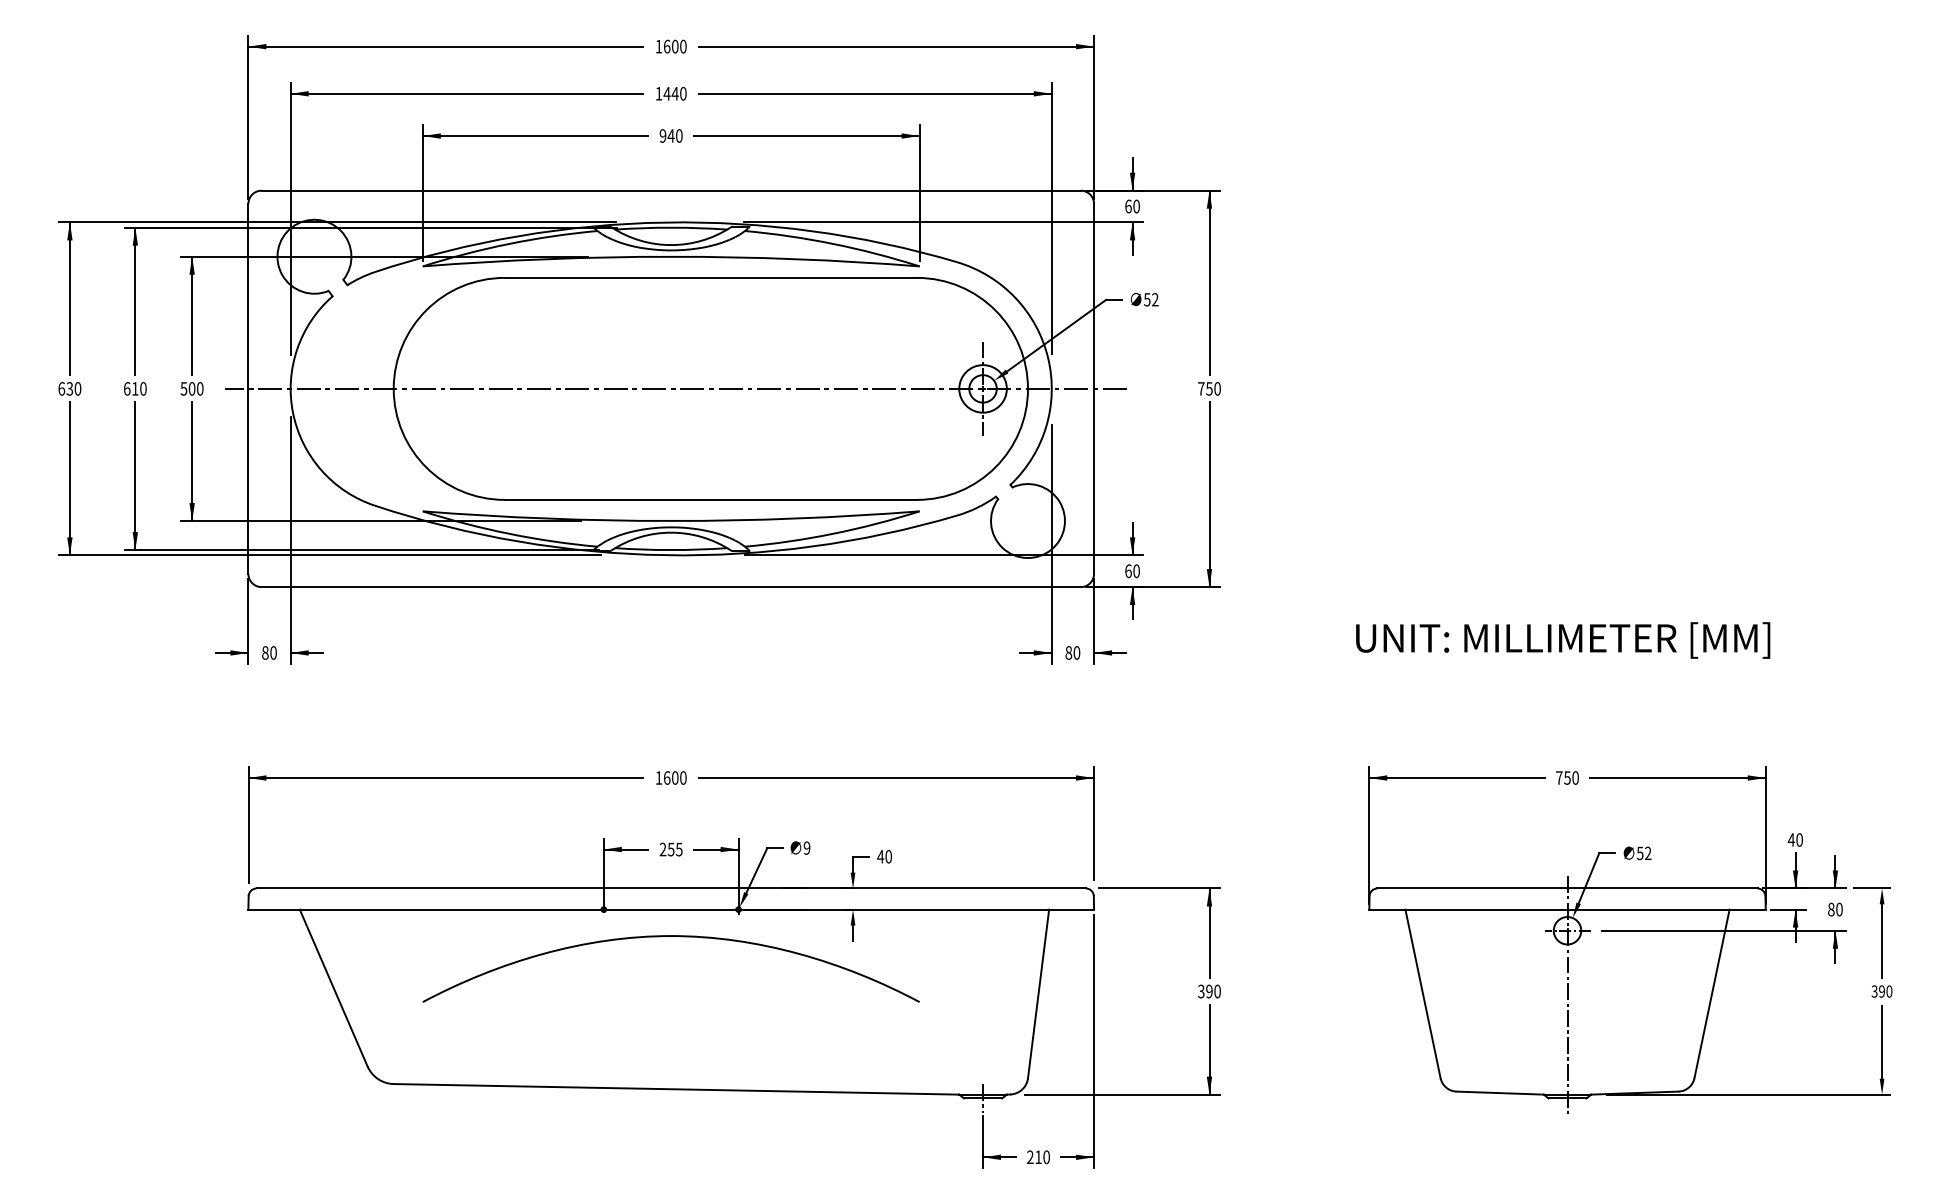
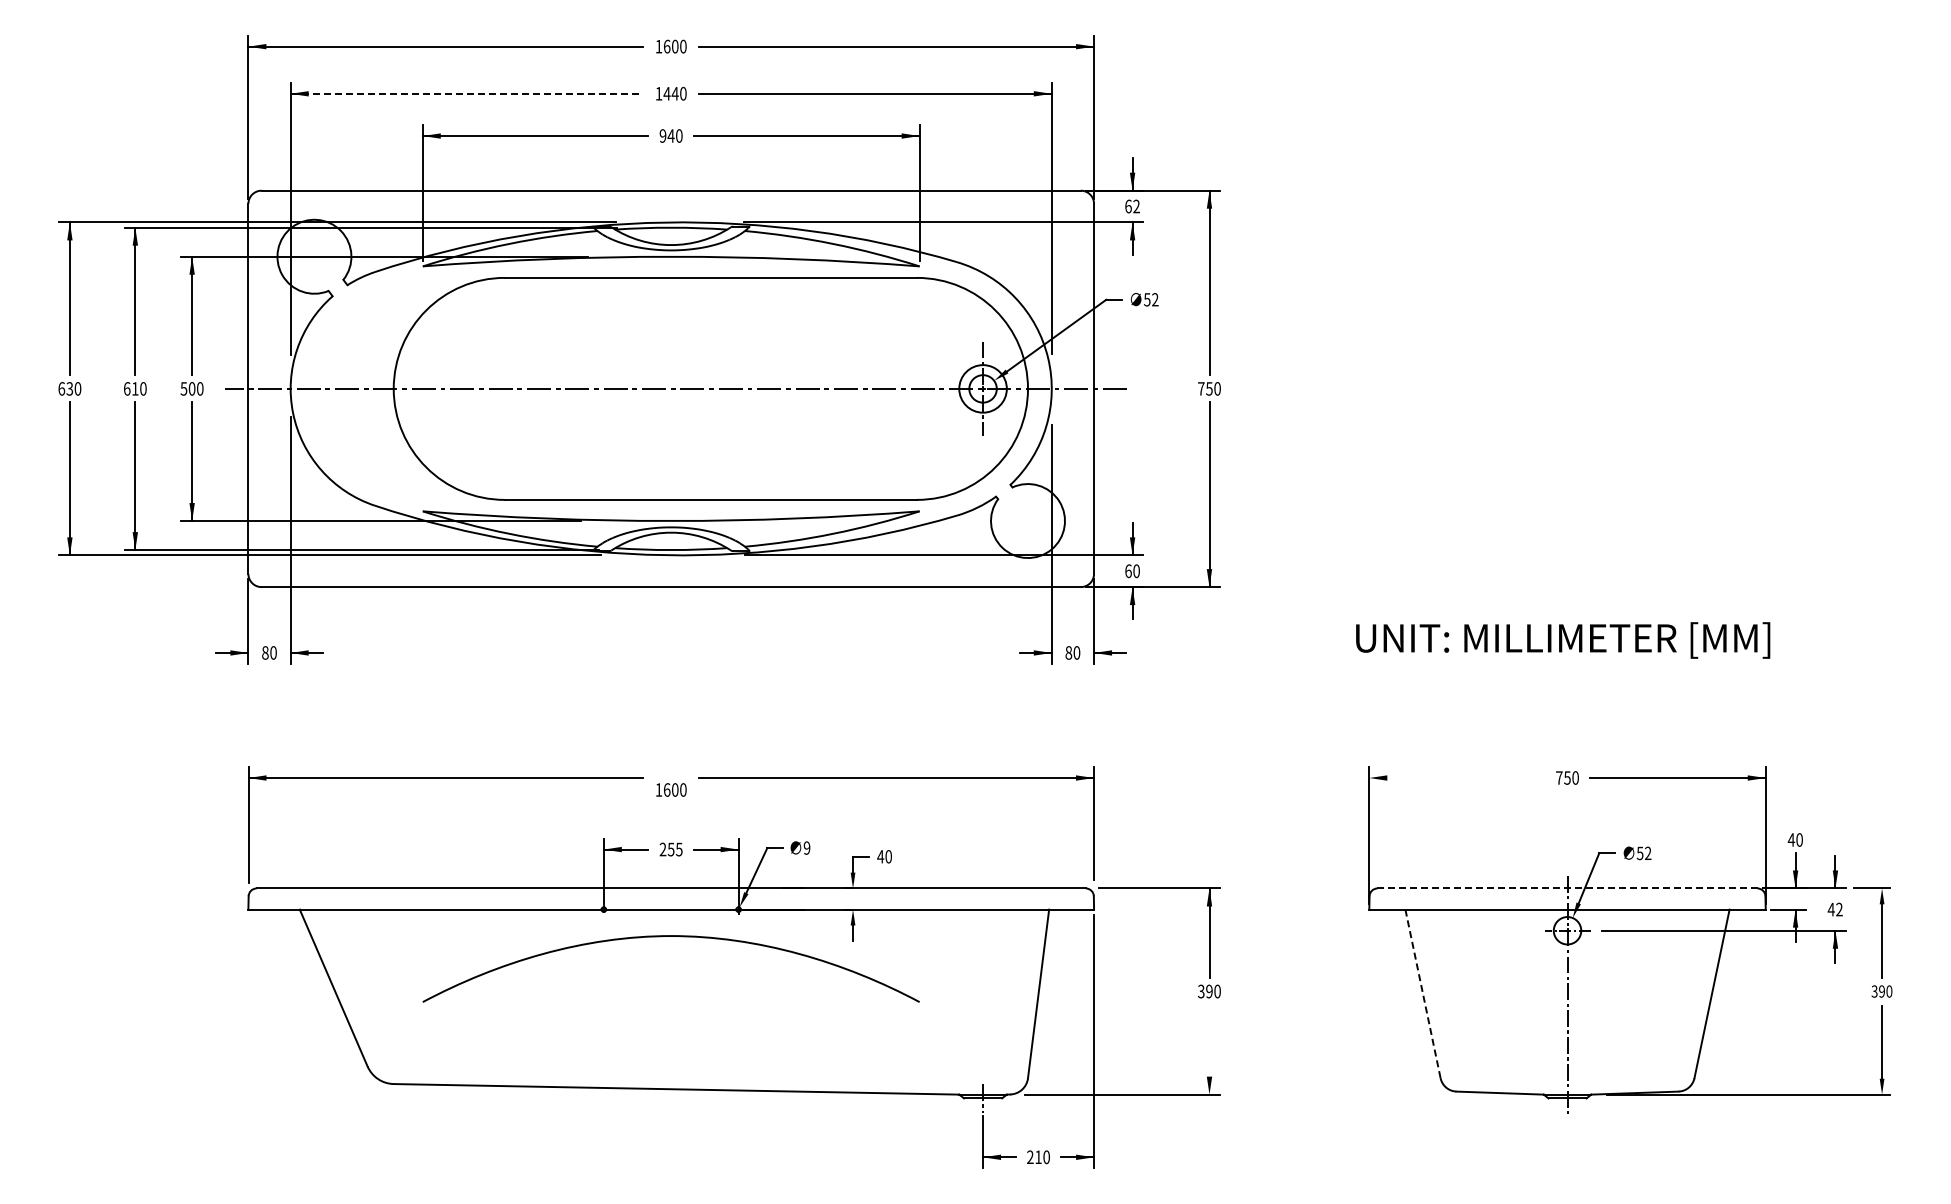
line: solid -> dashed (467, 93)
text: 60 -> 62 (1136, 206)
text position: (671, 777) -> (671, 789) (671, 789)
line: present -> none (1456, 778)
line: solid -> dashed (1568, 888)
text: 80 -> 42 (1834, 909)
line: solid -> dashed (1423, 994)
line: present -> none (1209, 1049)
